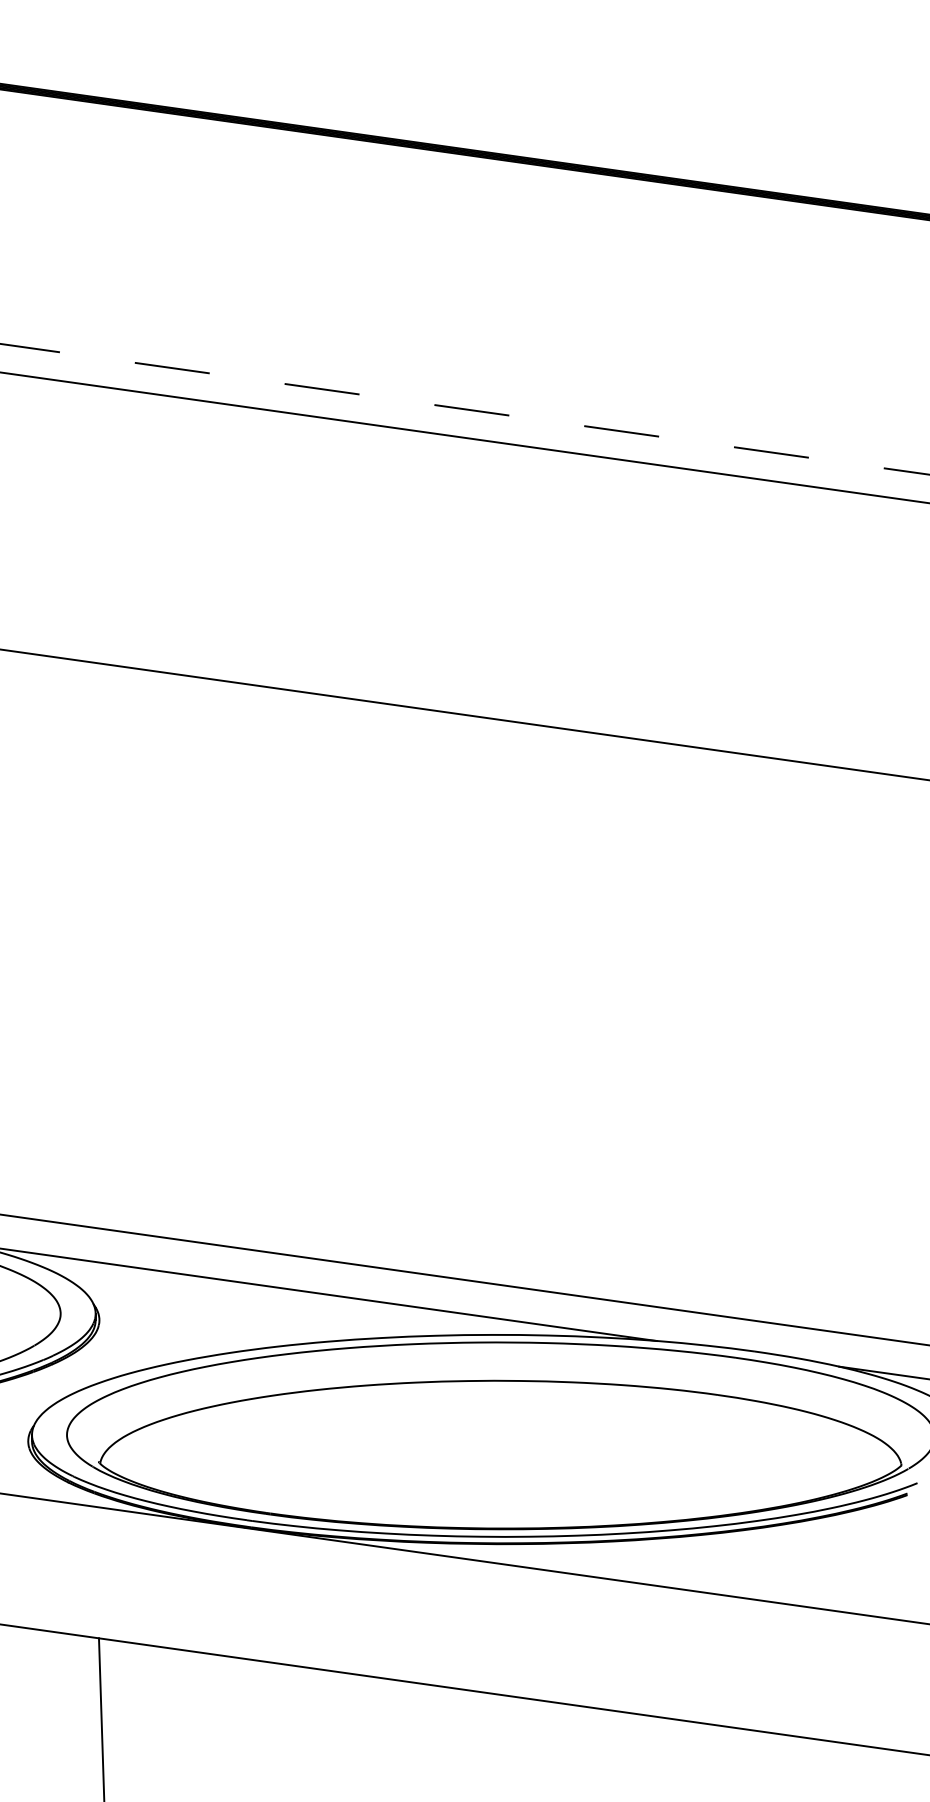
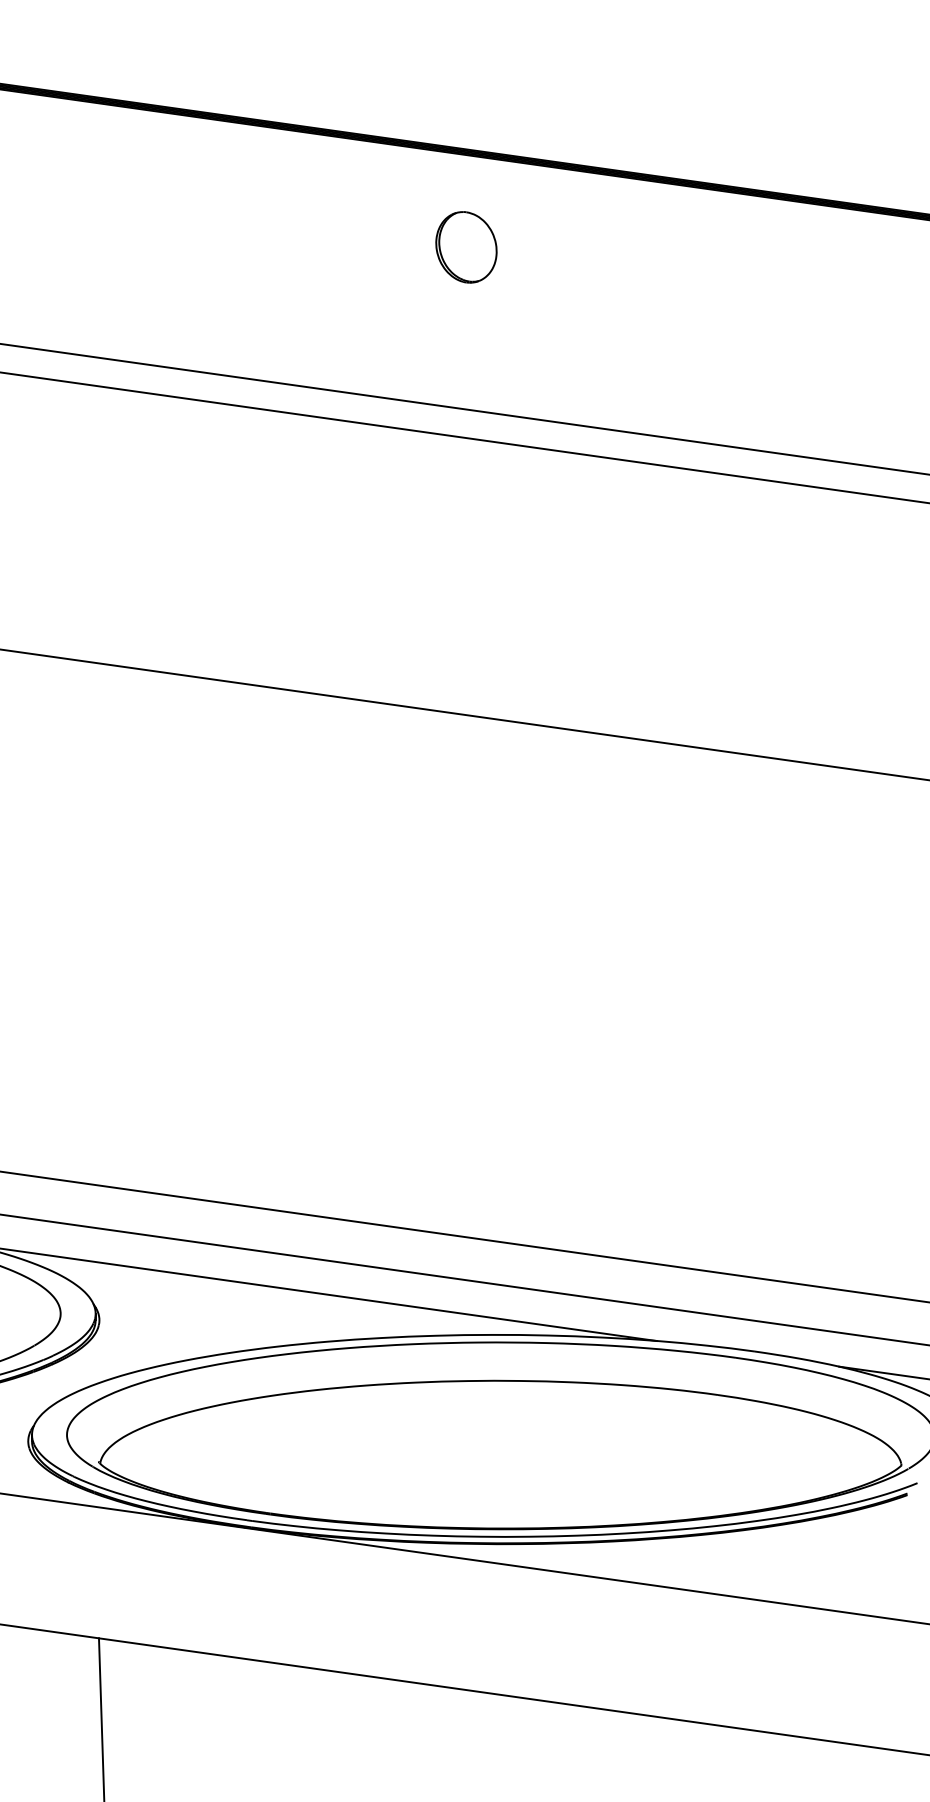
part: none -> present (466, 247)
line: dashed -> solid (464, 409)
line: none -> present (464, 1236)
